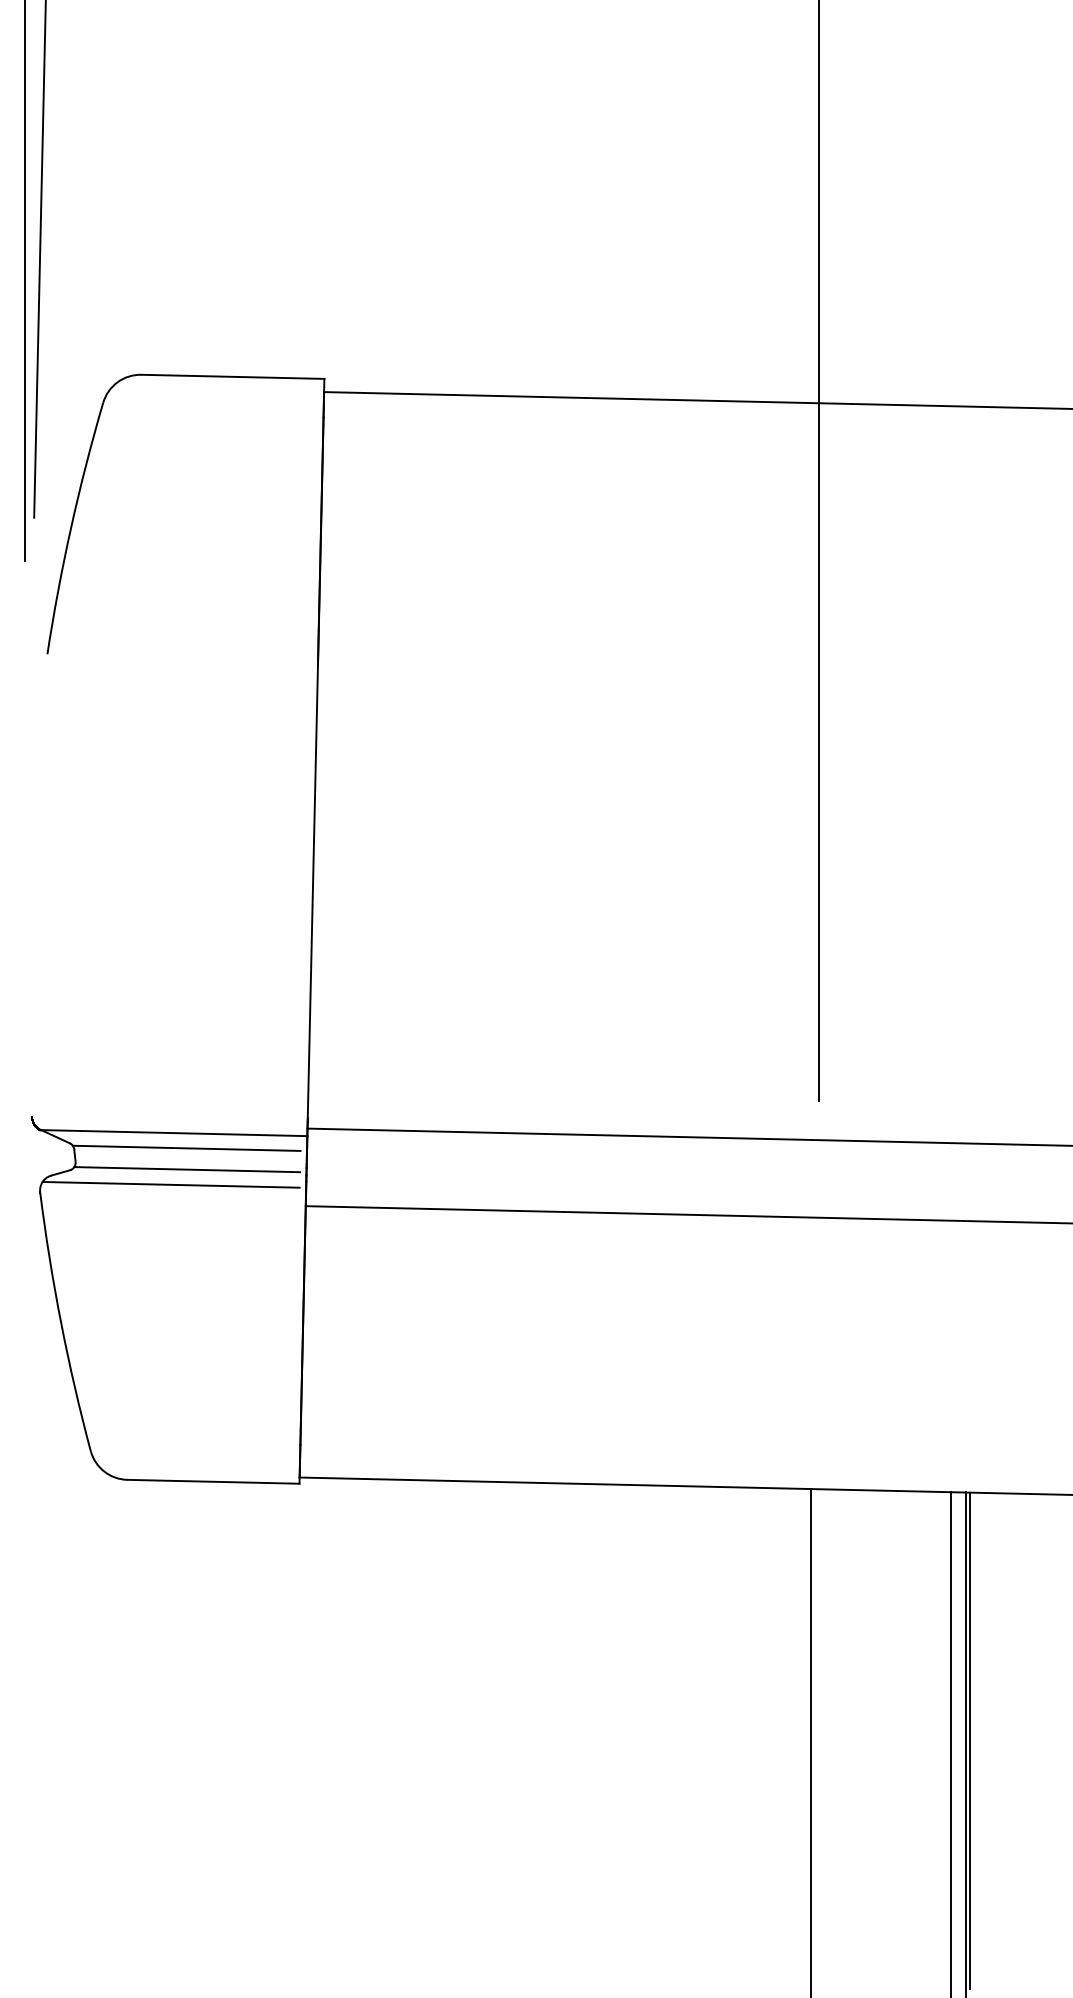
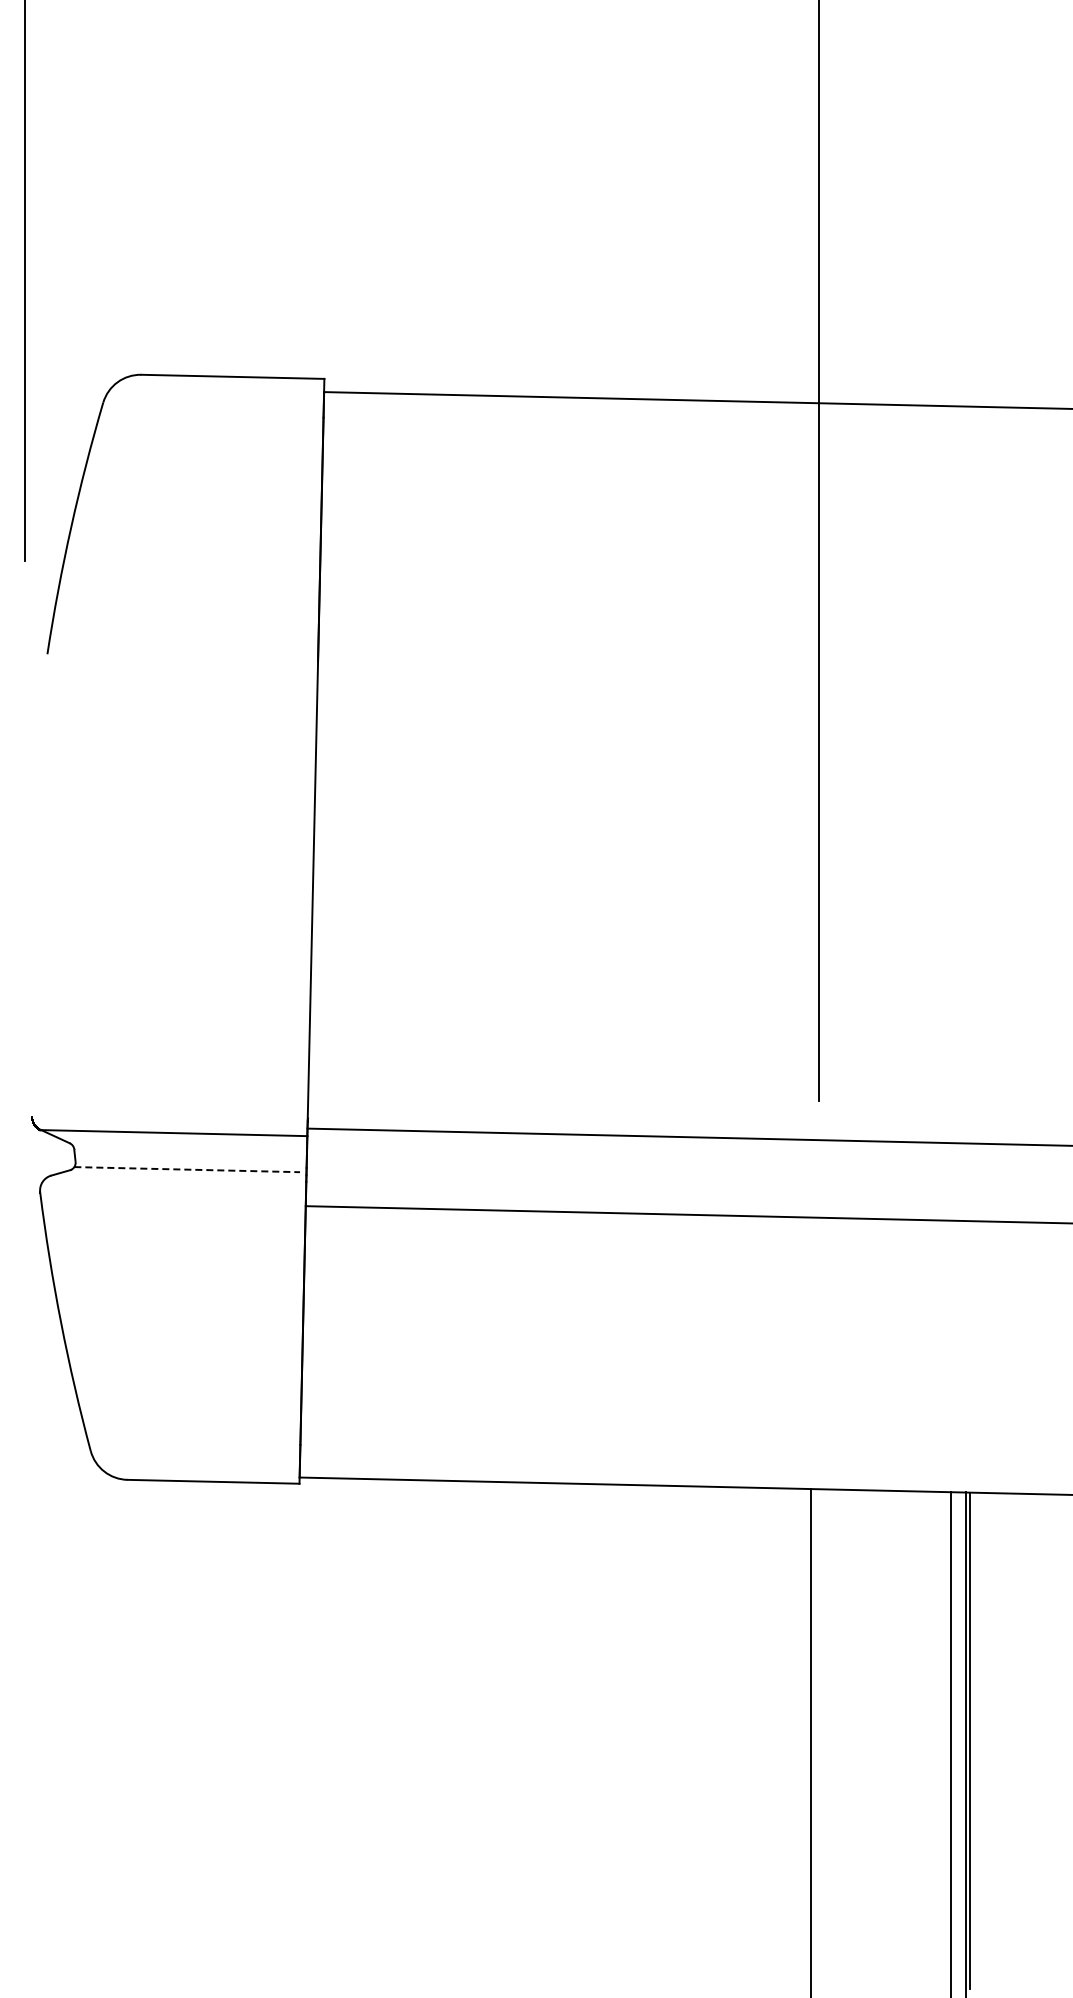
line: present -> none (39, 259)
line: present -> none (186, 1147)
line: solid -> dashed (187, 1169)
line: present -> none (170, 1184)
